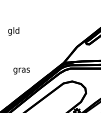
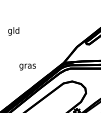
text position: (21, 70) -> (27, 66) (27, 66)
